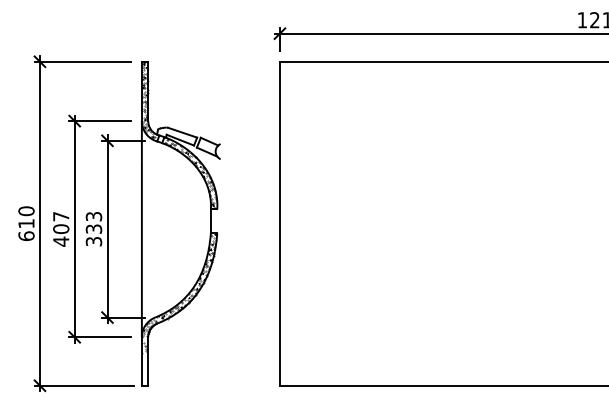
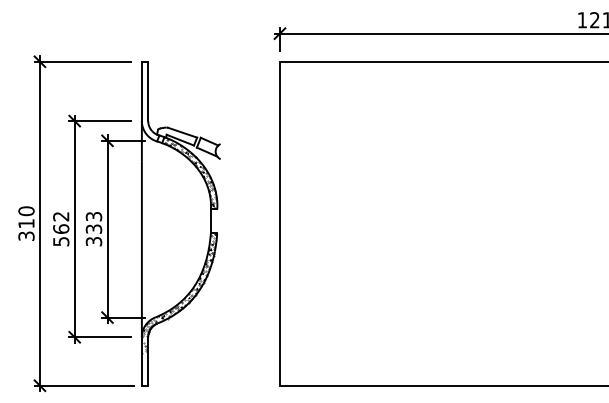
hatch: present -> none (148, 99)
text: 407 -> 562 (61, 229)
text: 610 -> 310 (26, 236)
